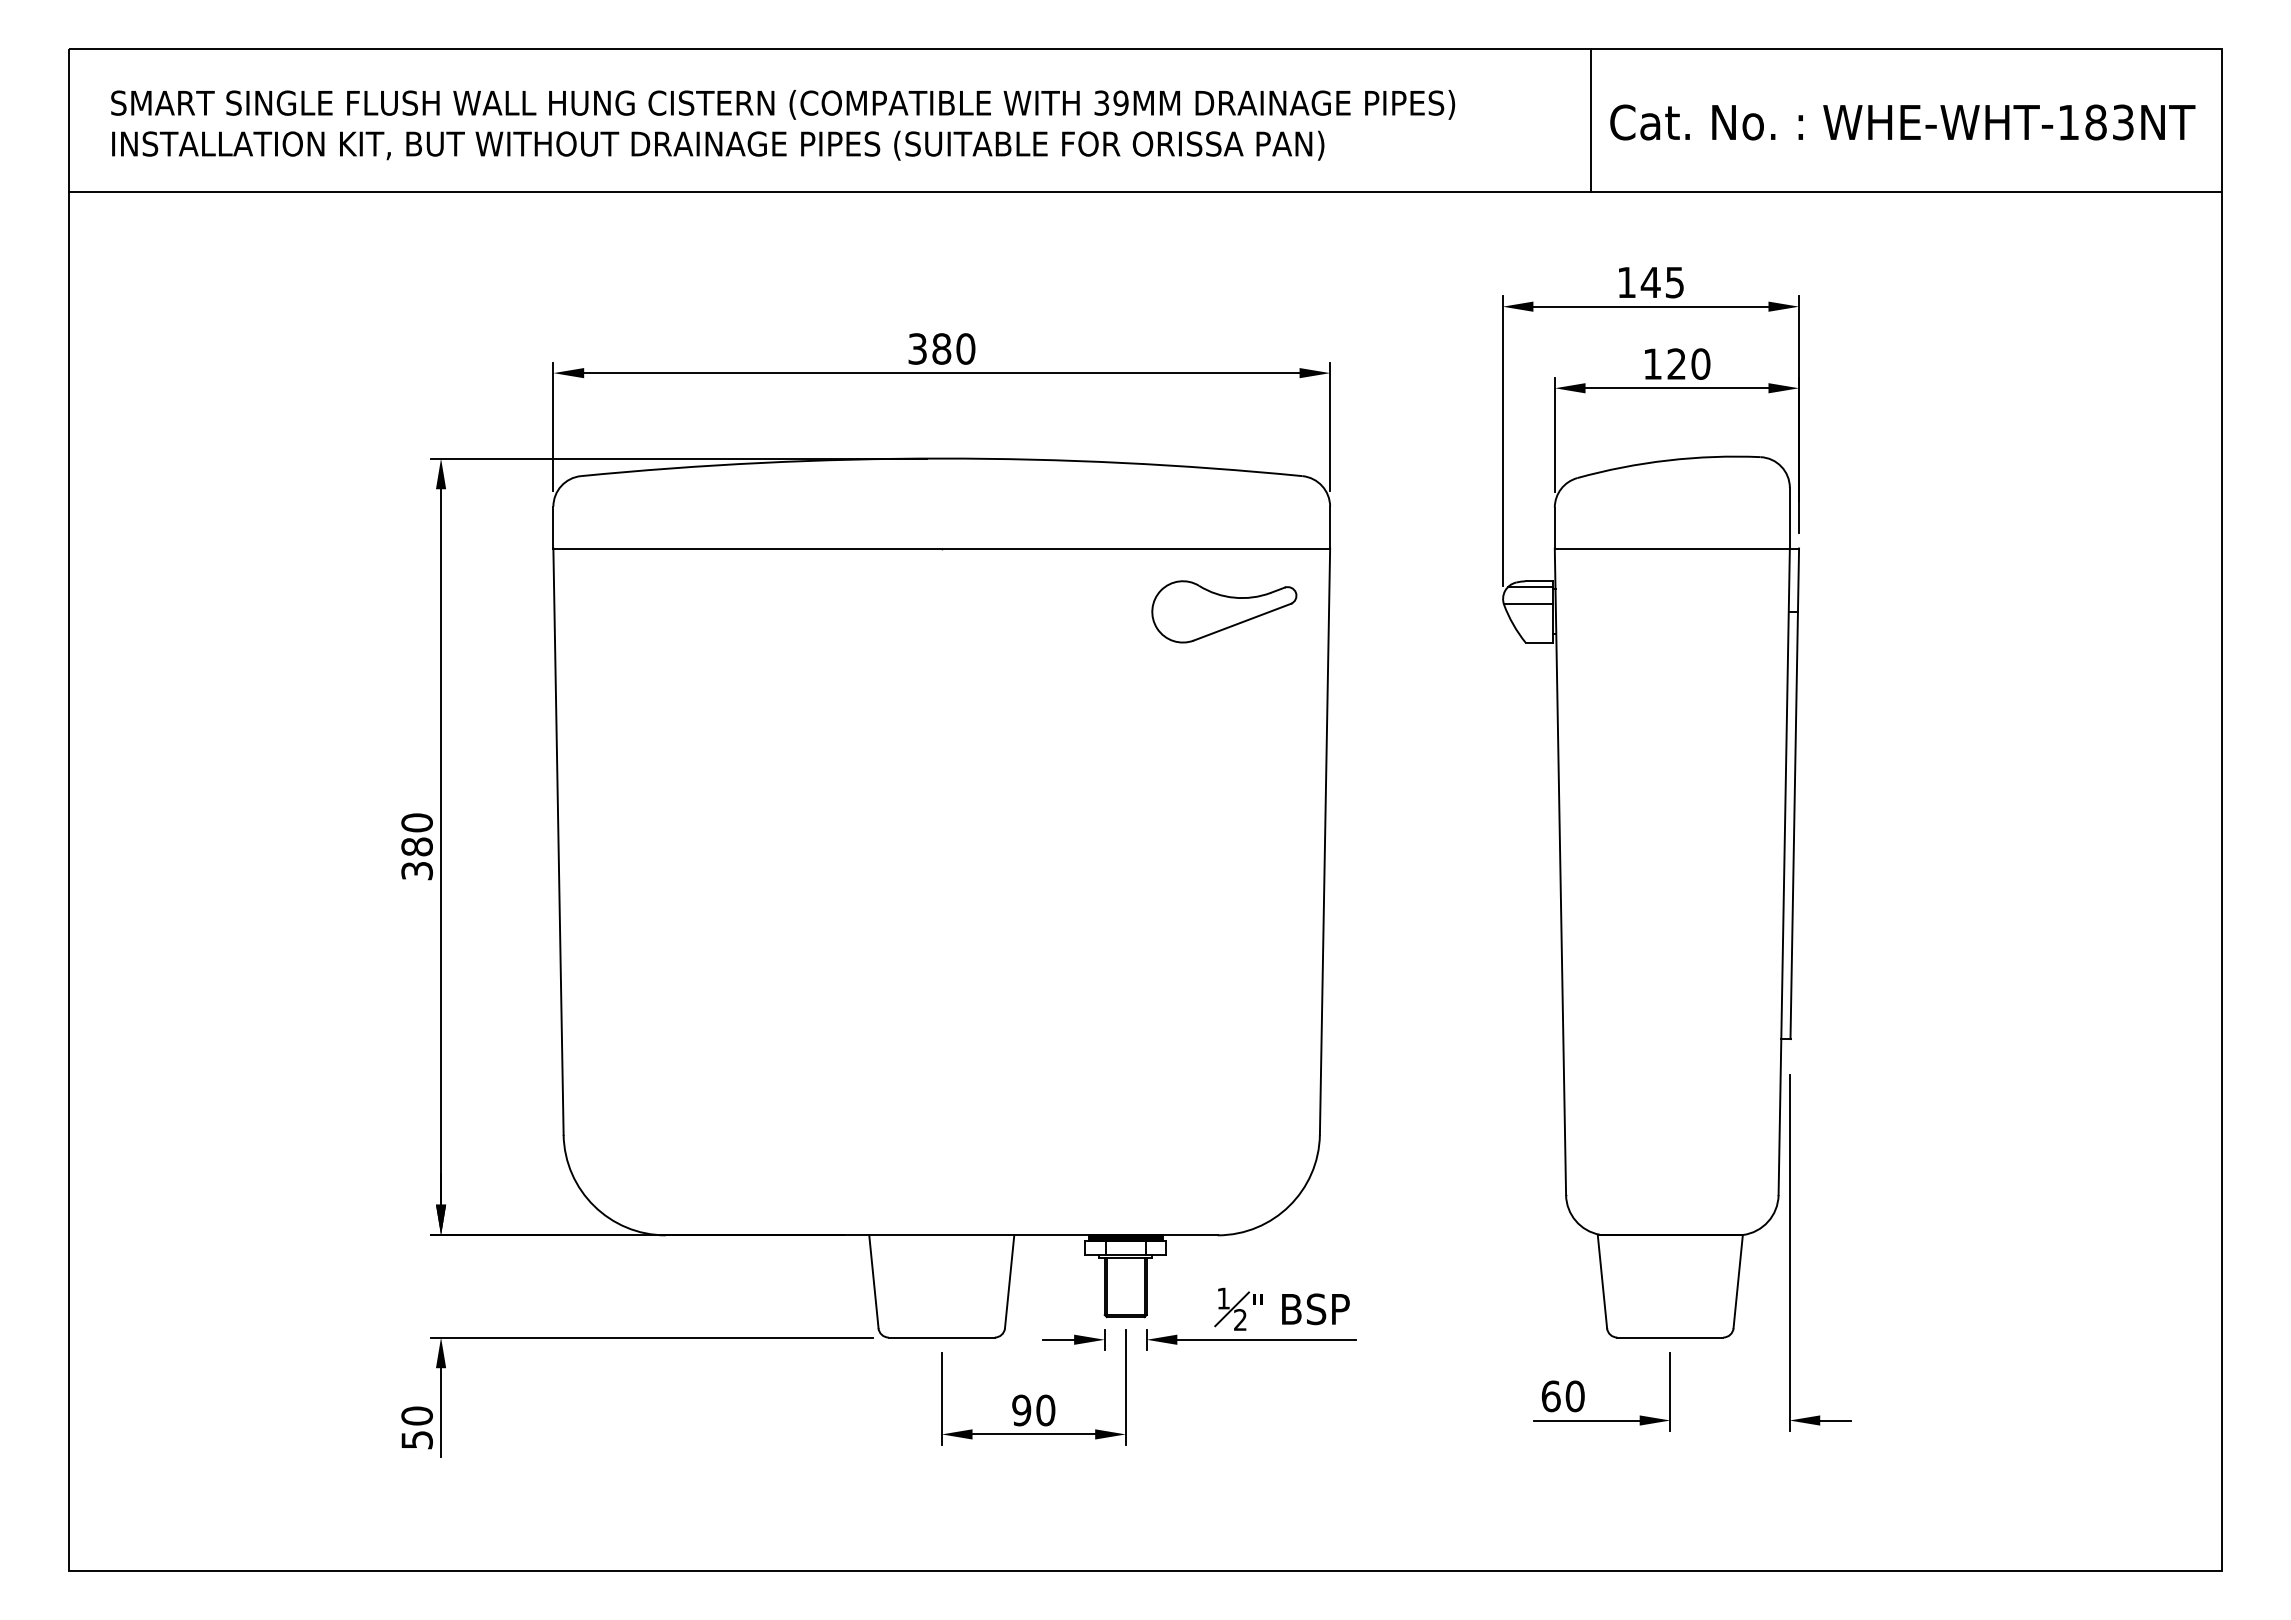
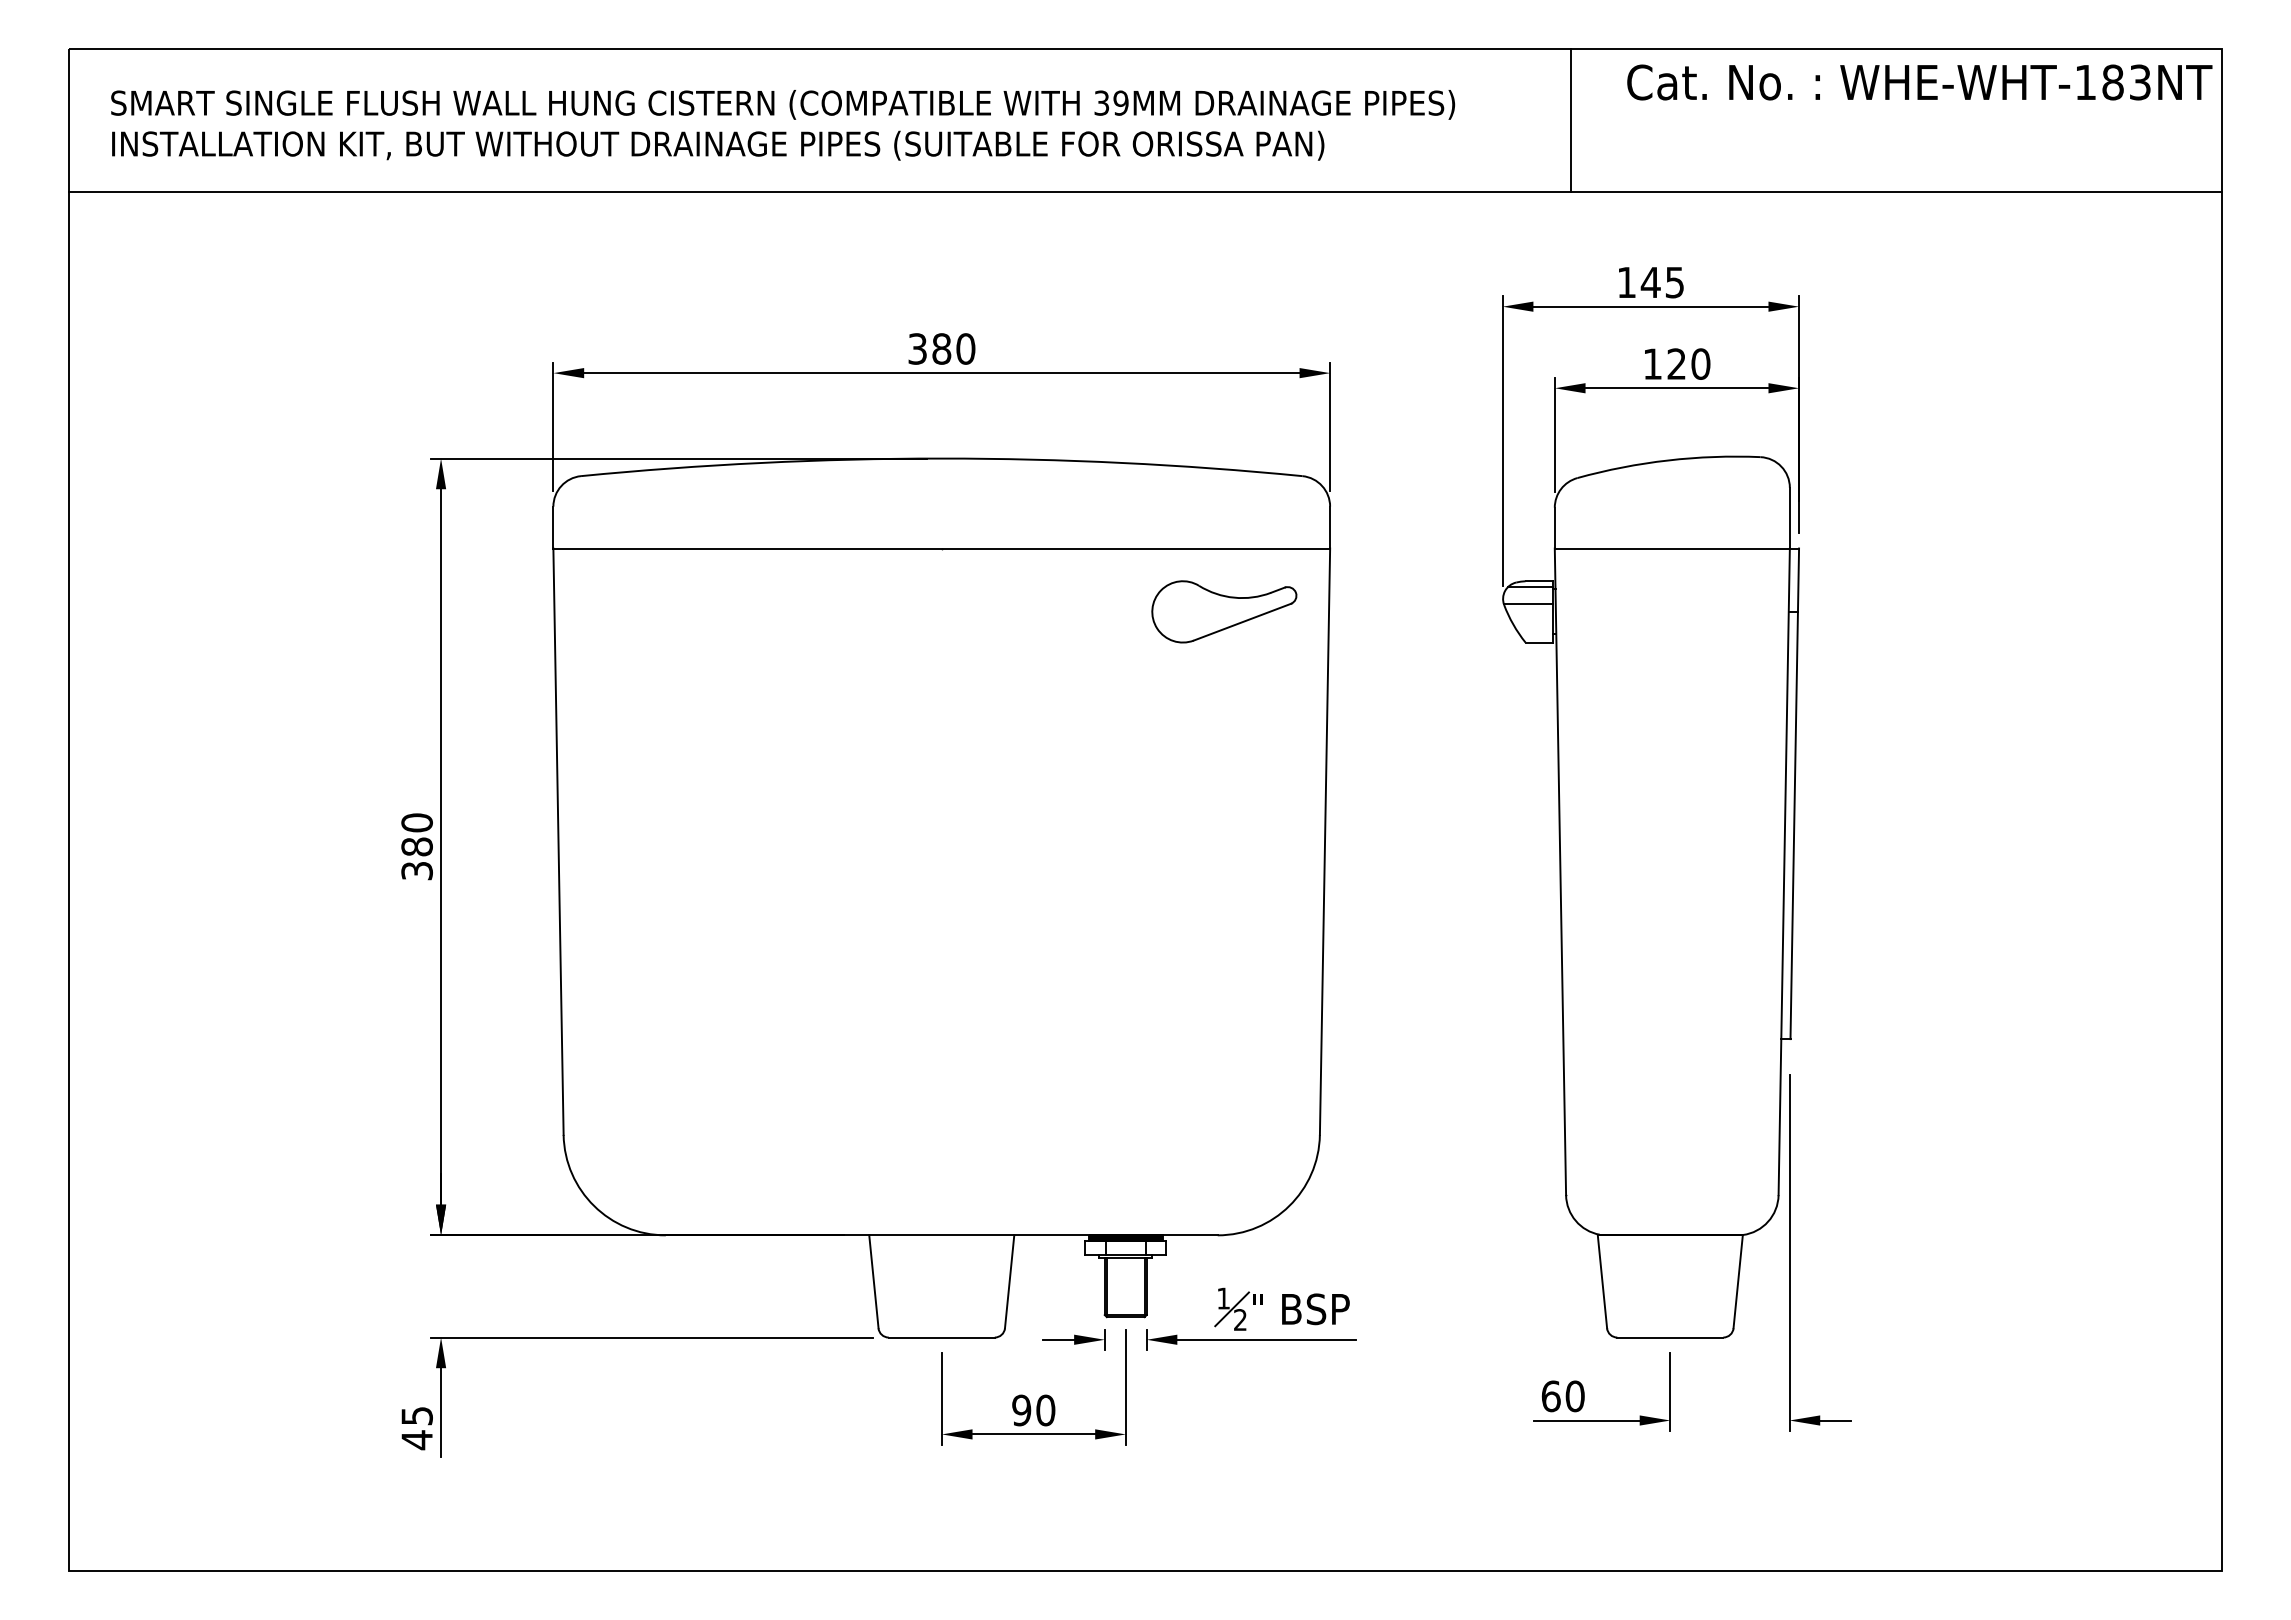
line position: (1591, 119) -> (1571, 119) (1571, 119)
text position: (1902, 122) -> (1919, 82) (1919, 82)
text: 50 -> 45 (416, 1428)
